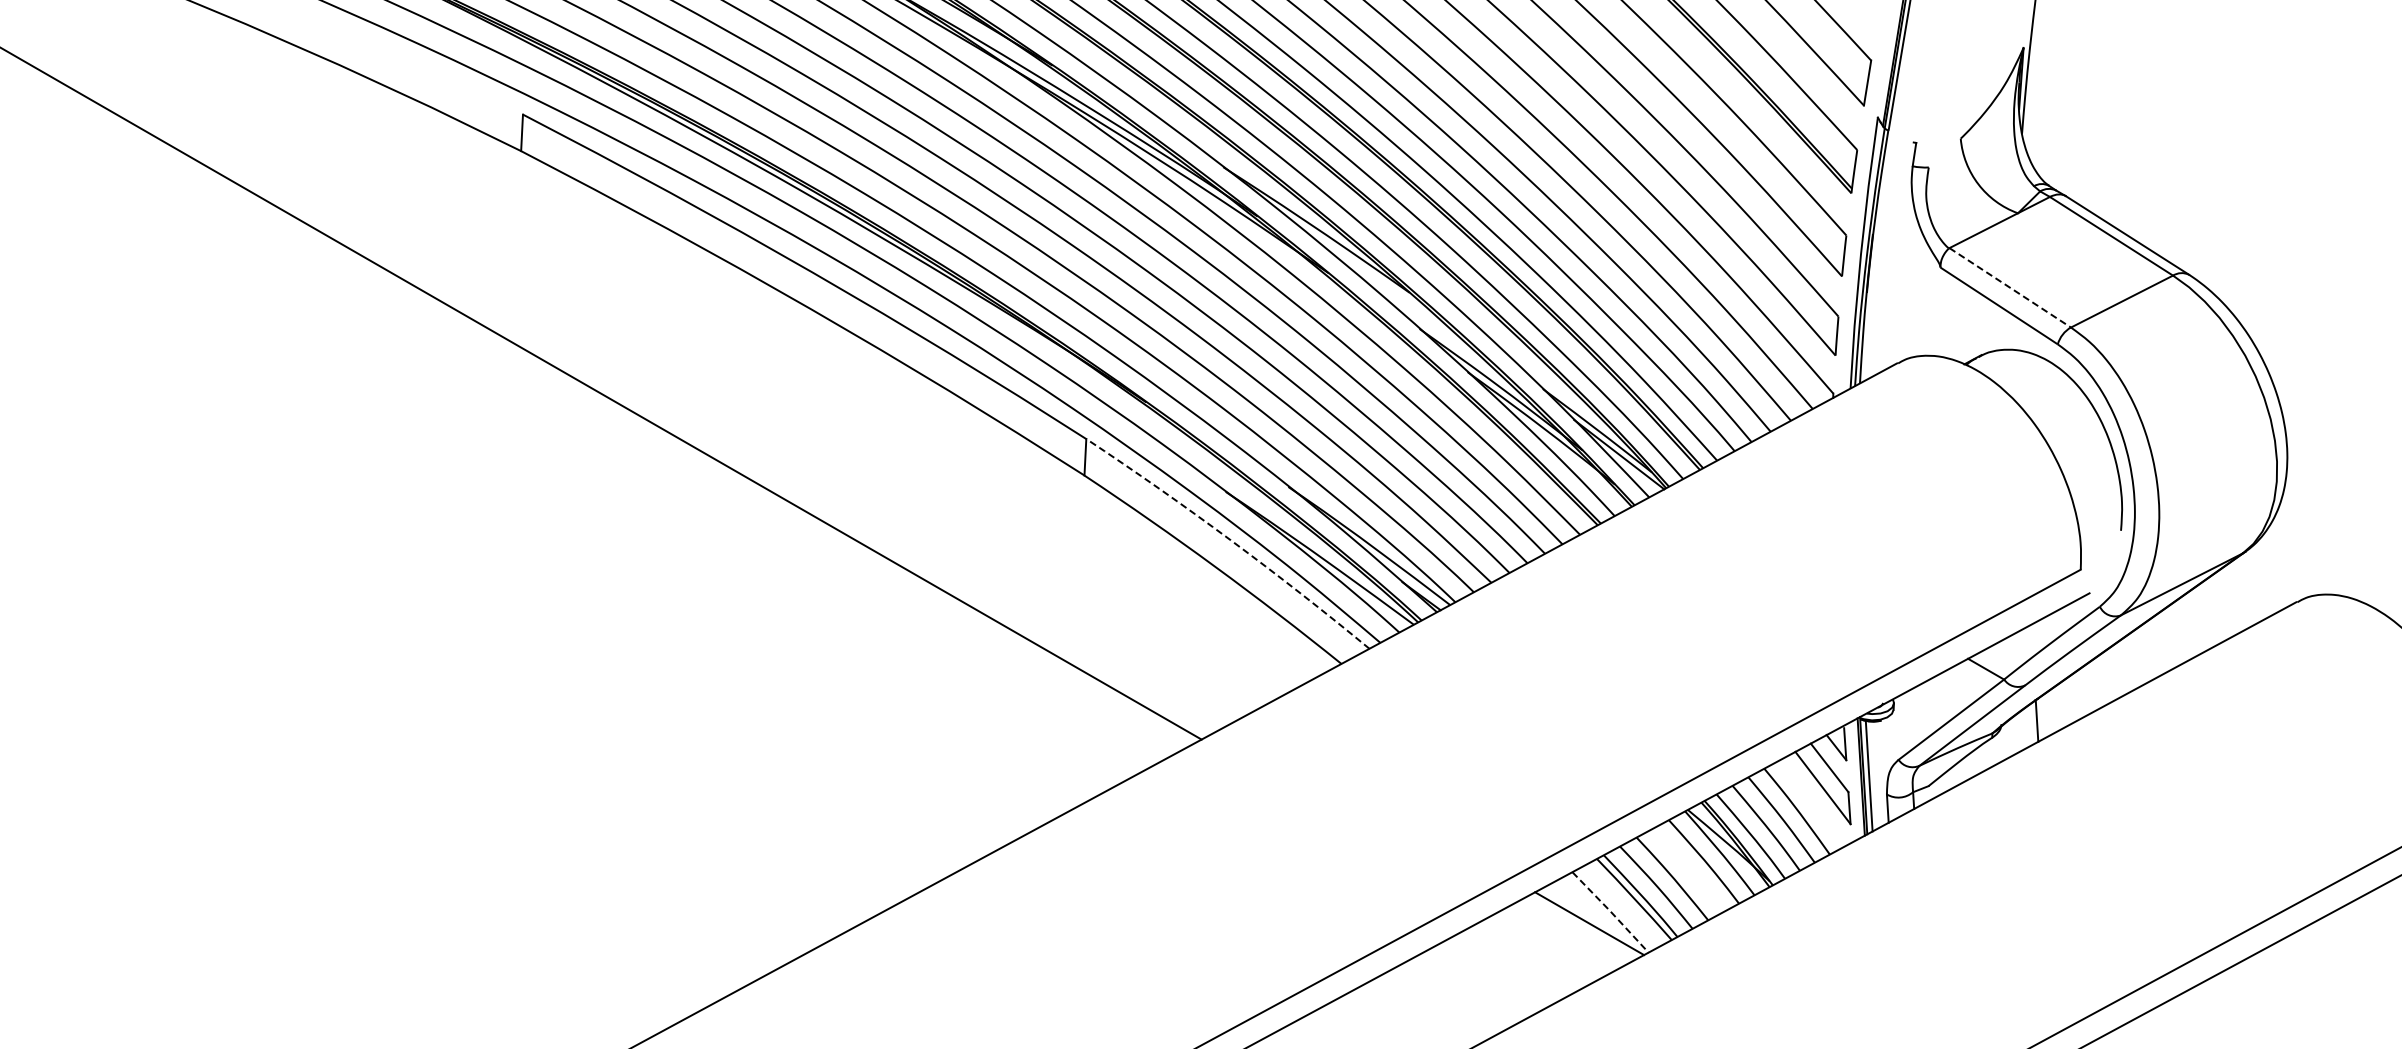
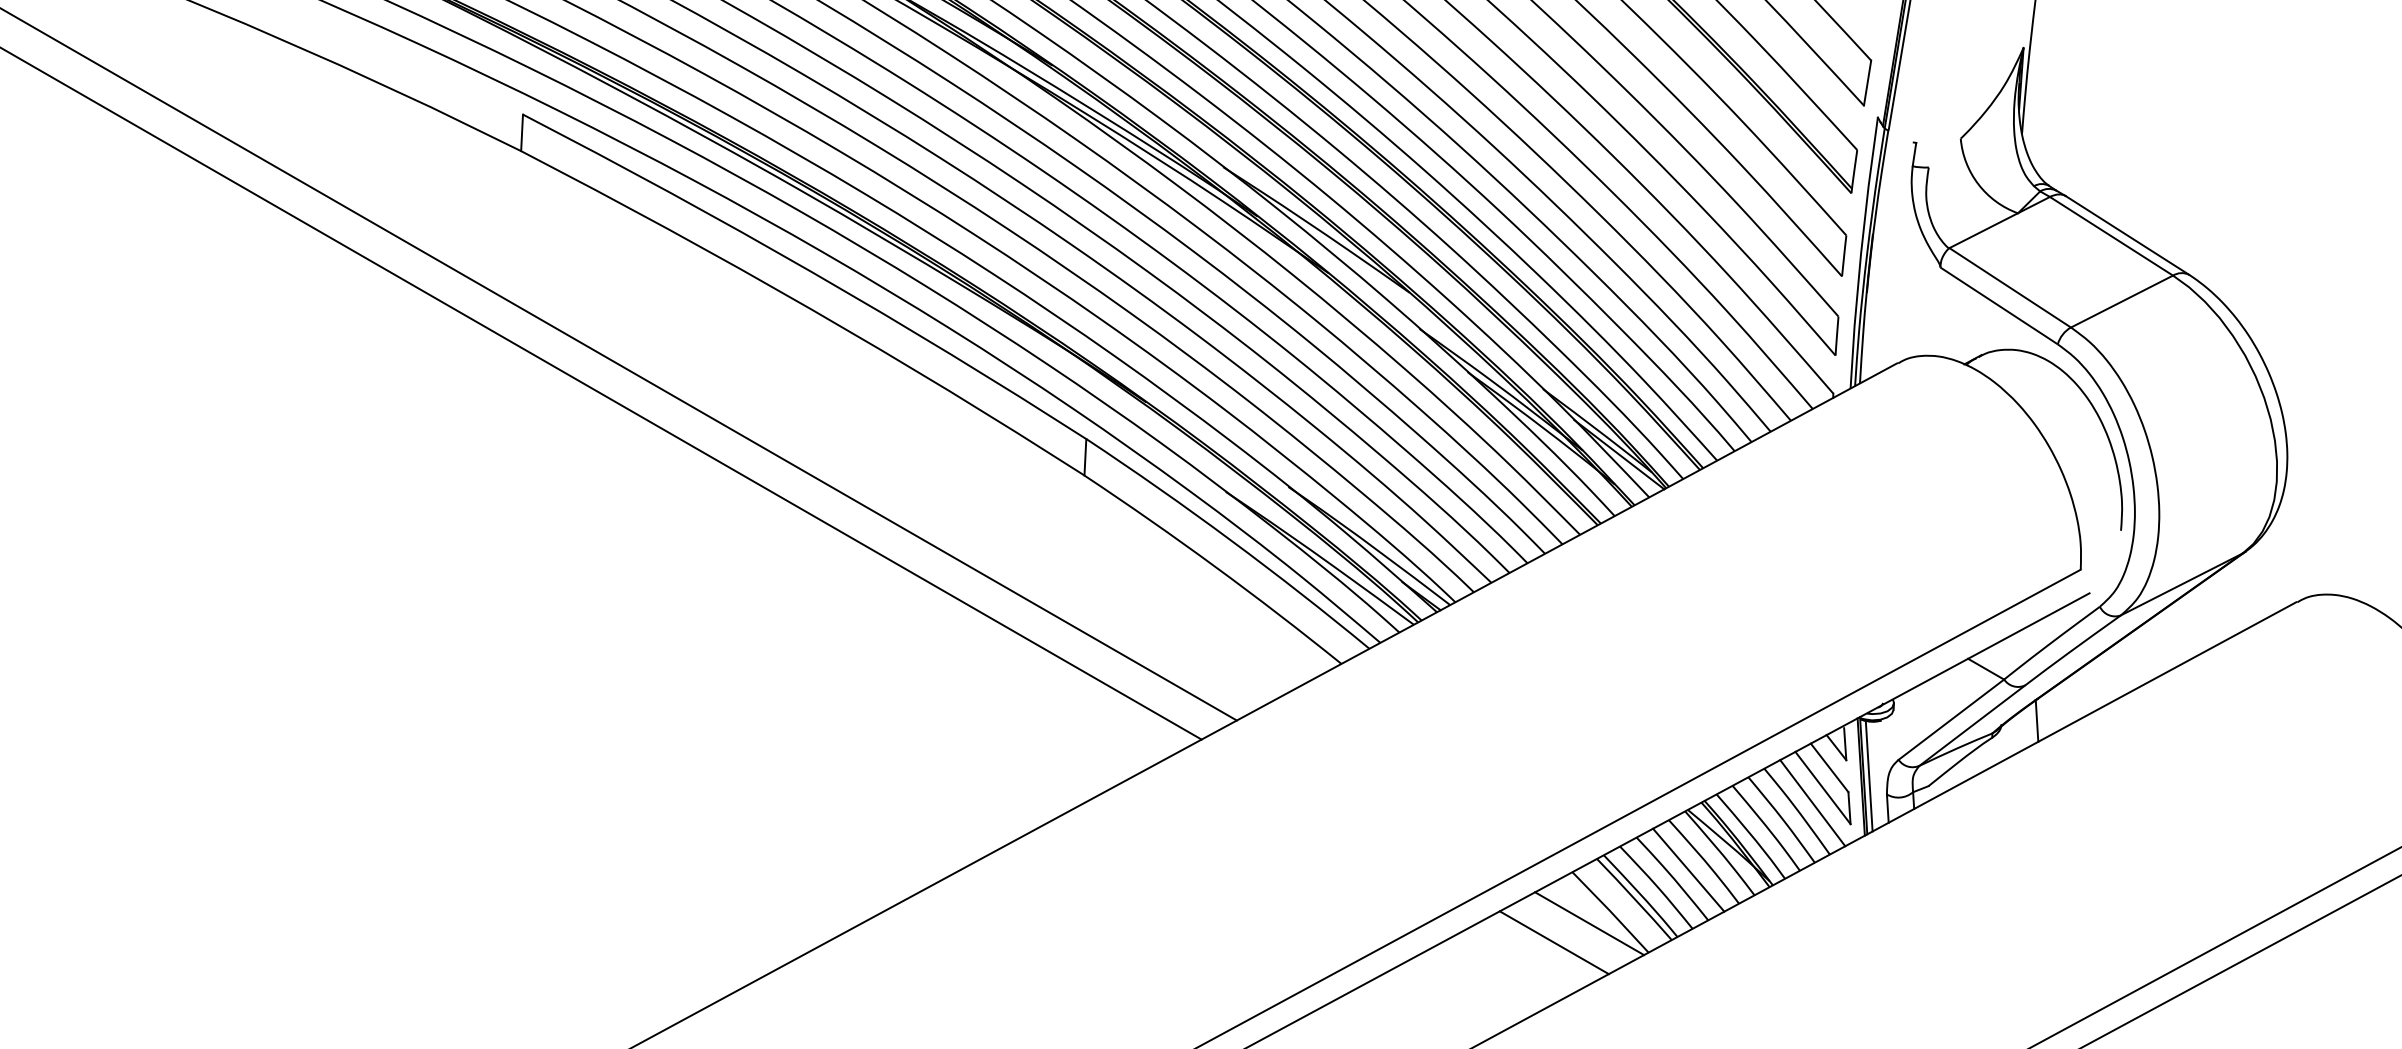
line: dashed -> solid (2010, 287)
line: none -> present (619, 364)
arc: dashed -> solid (1230, 540)
line: none -> present (1812, 803)
line: none -> present (1688, 869)
line: dashed -> solid (1611, 912)
line: none -> present (1553, 942)
